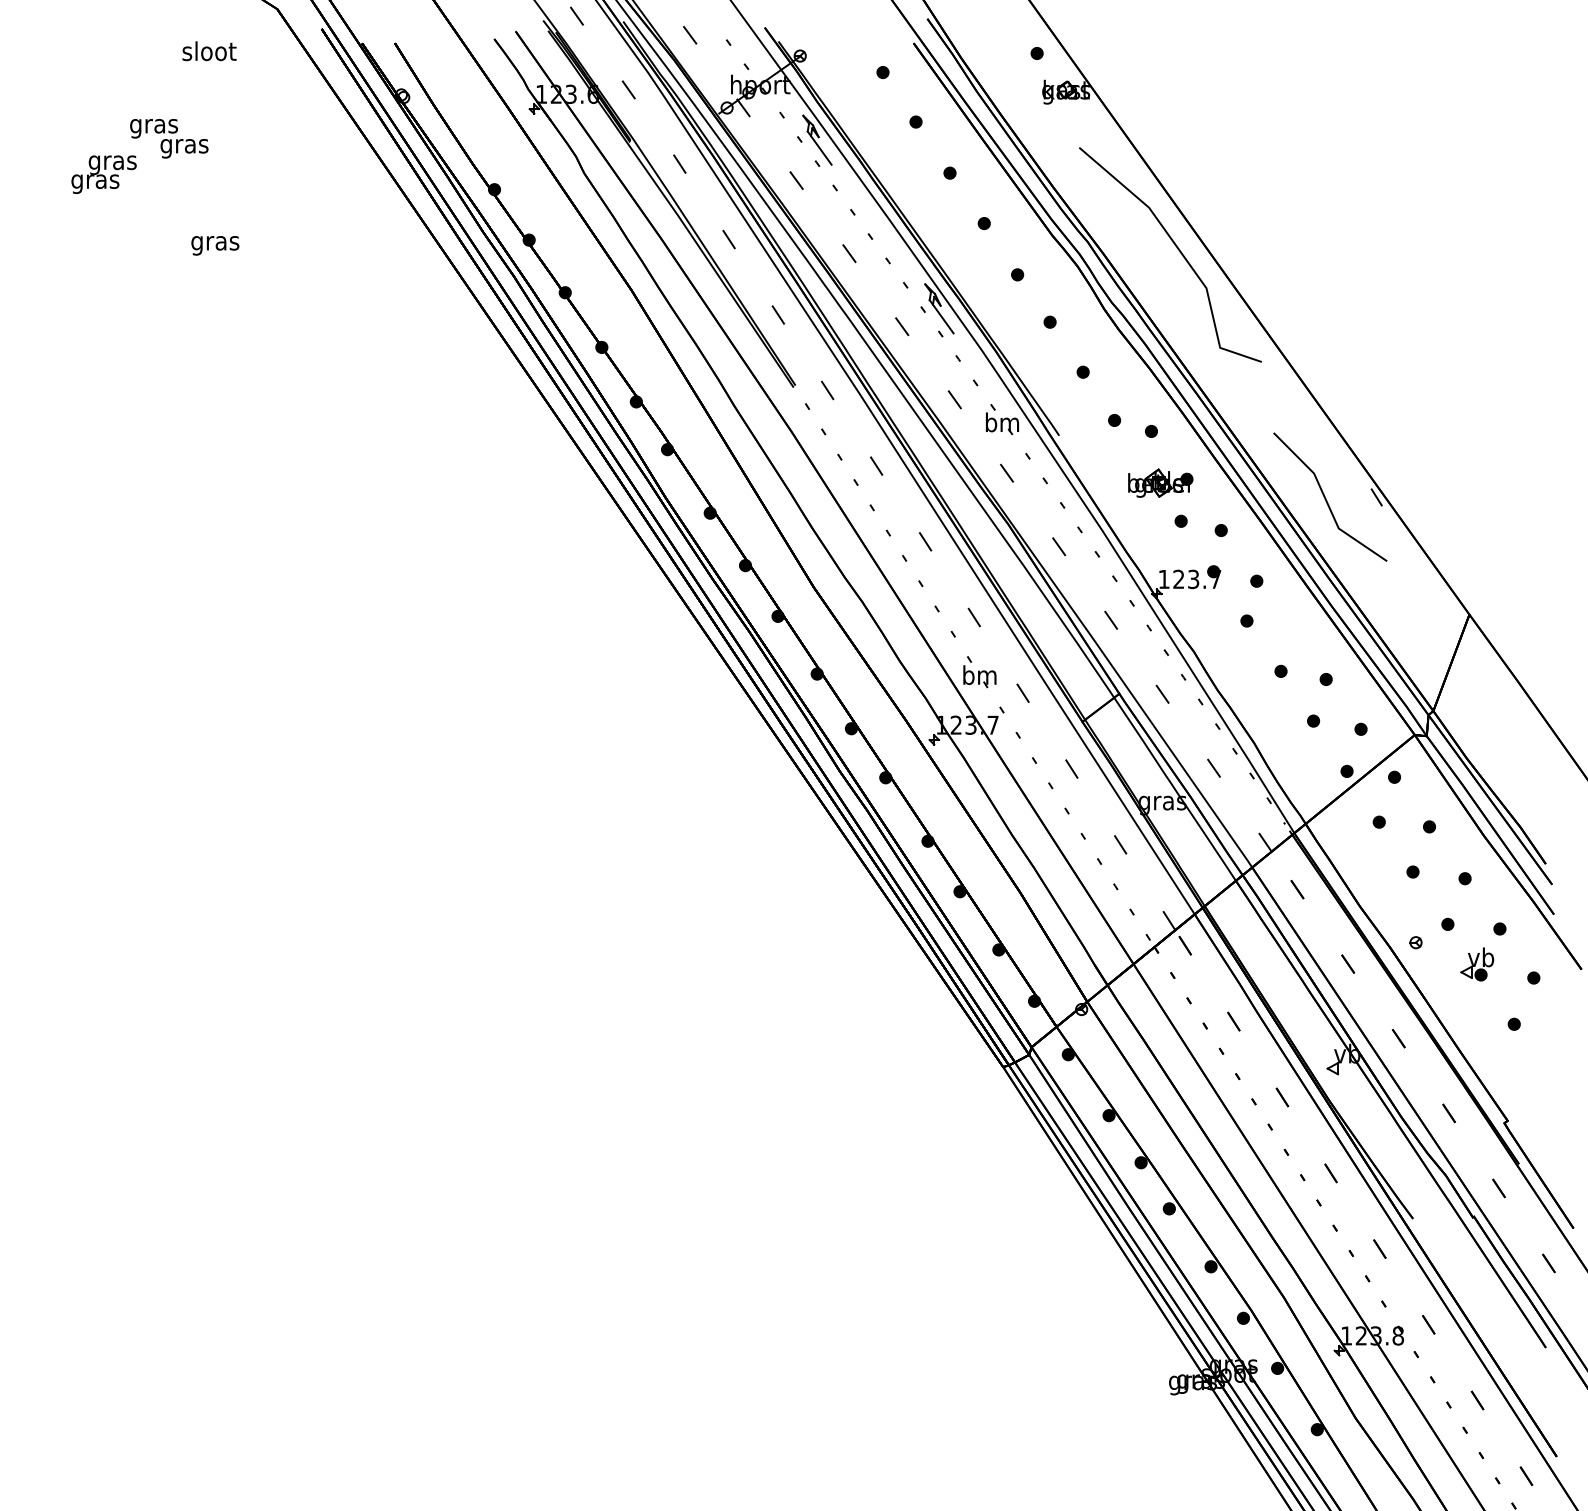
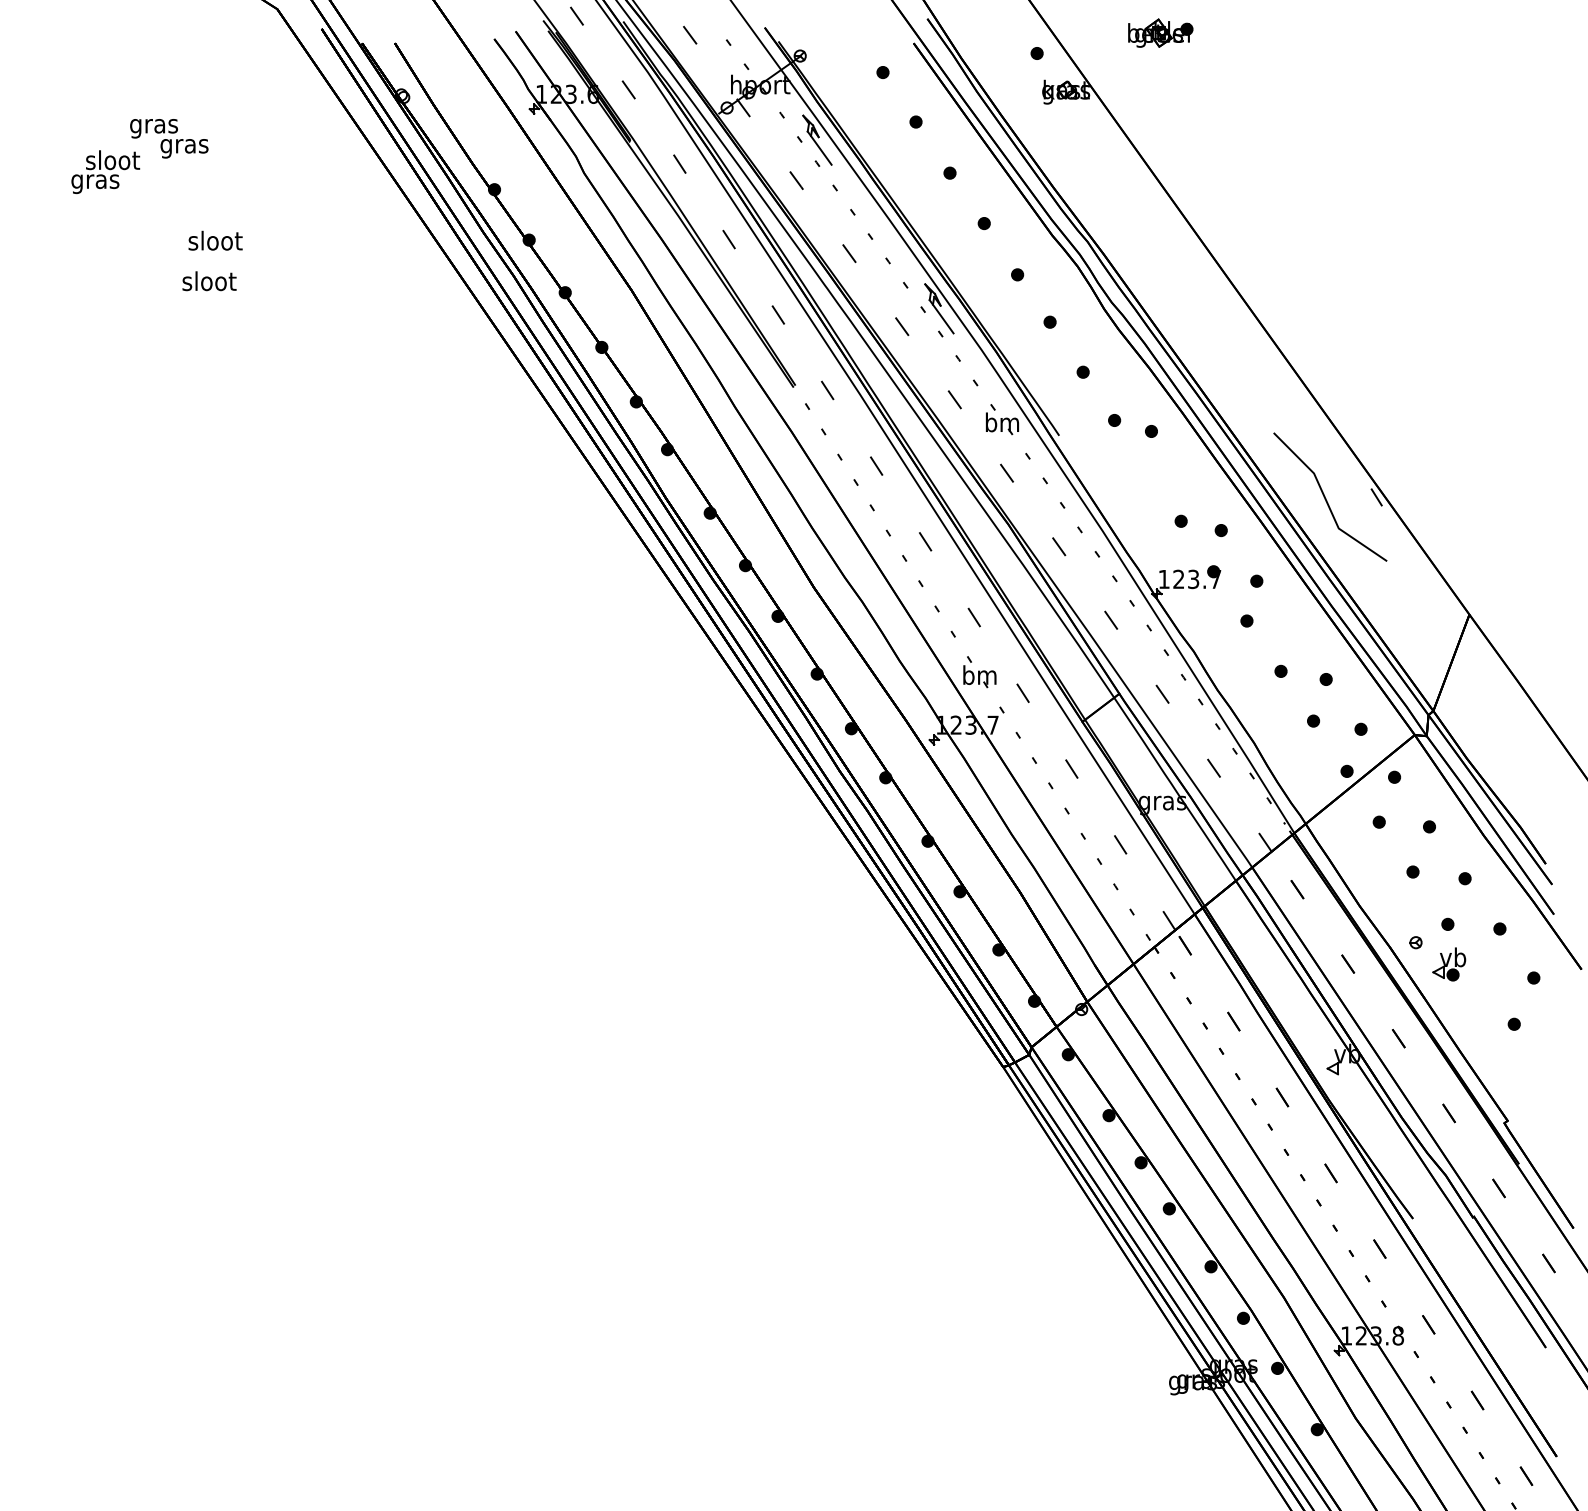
text position: (209, 51) -> (209, 281) (209, 281)
text: gras -> sloot (113, 162)
text: gras -> sloot (215, 242)
line: present -> none (1177, 249)
part position: (1160, 482) -> (1160, 32) (1160, 32)
part position: (1477, 964) -> (1449, 964) (1449, 964)
